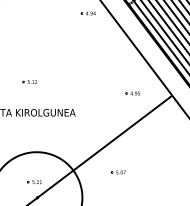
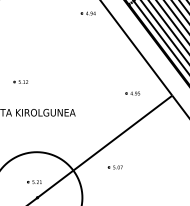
part position: (29, 81) -> (20, 81) (20, 81)
part position: (117, 172) -> (114, 167) (114, 167)
